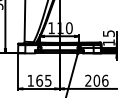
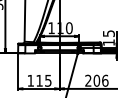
text: 165 -> 115 (39, 80)
